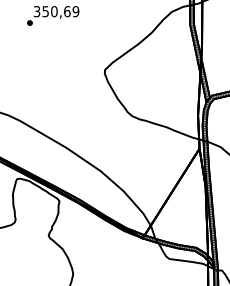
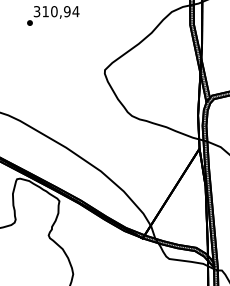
text: 350,69 -> 310,94 (60, 11)
